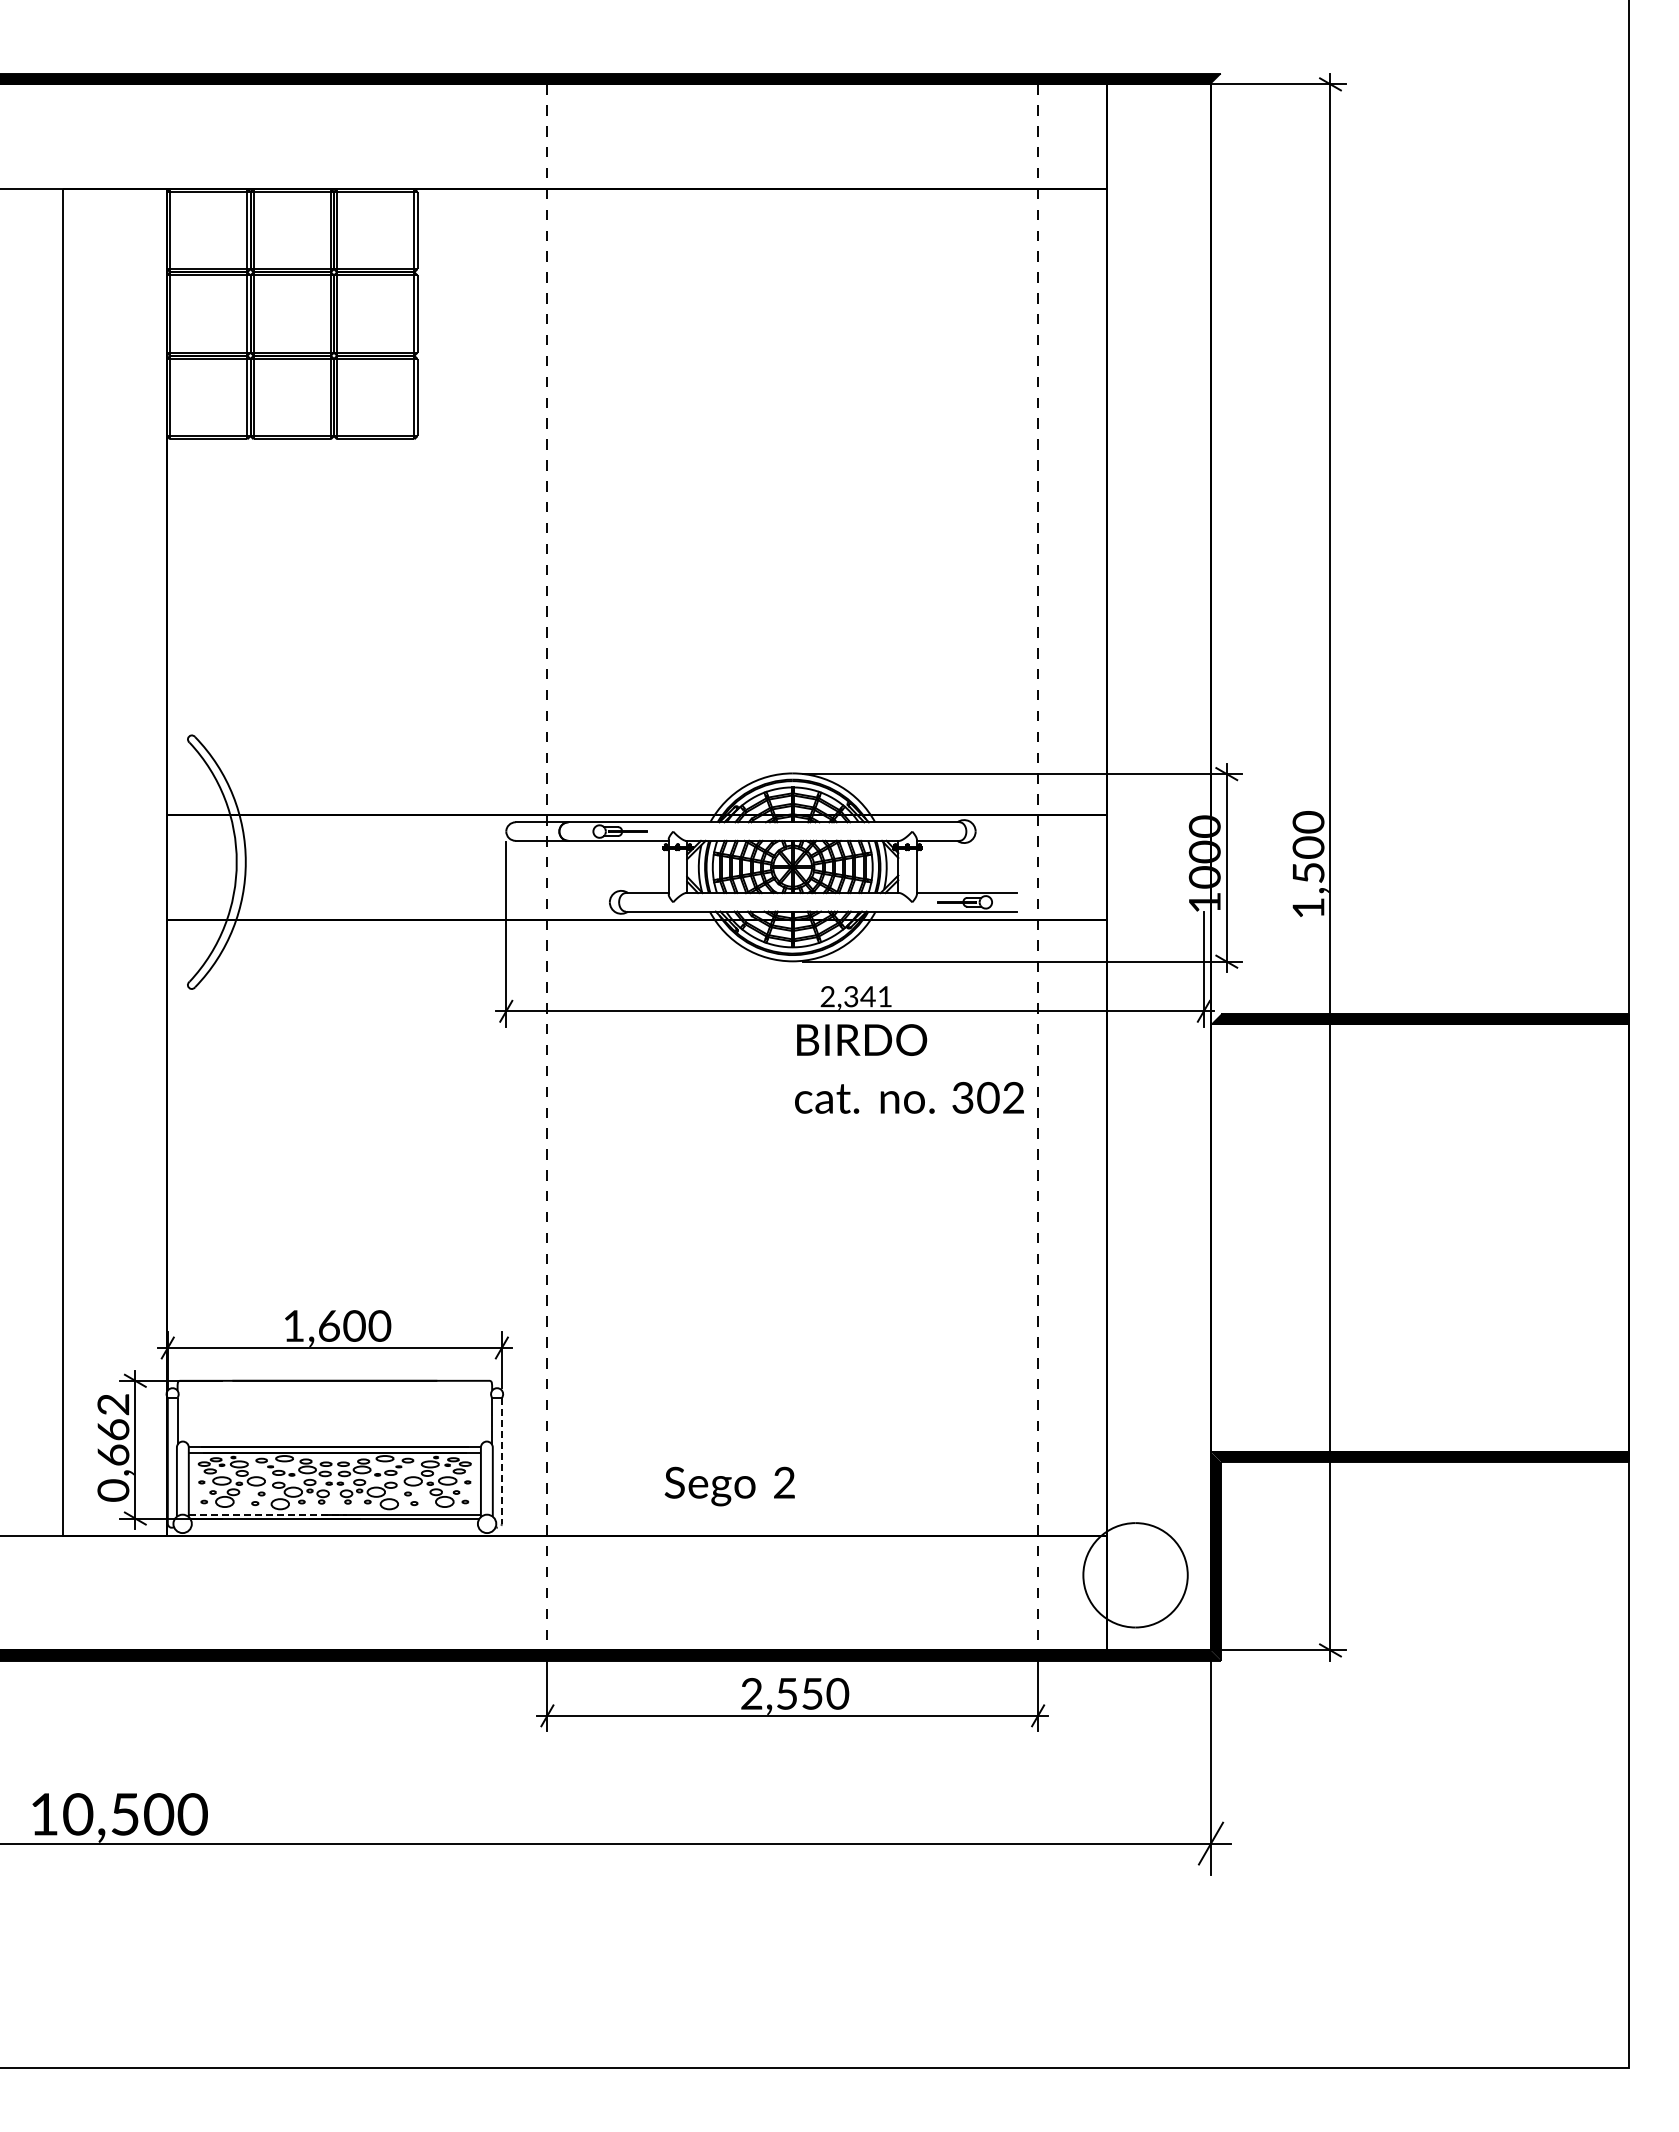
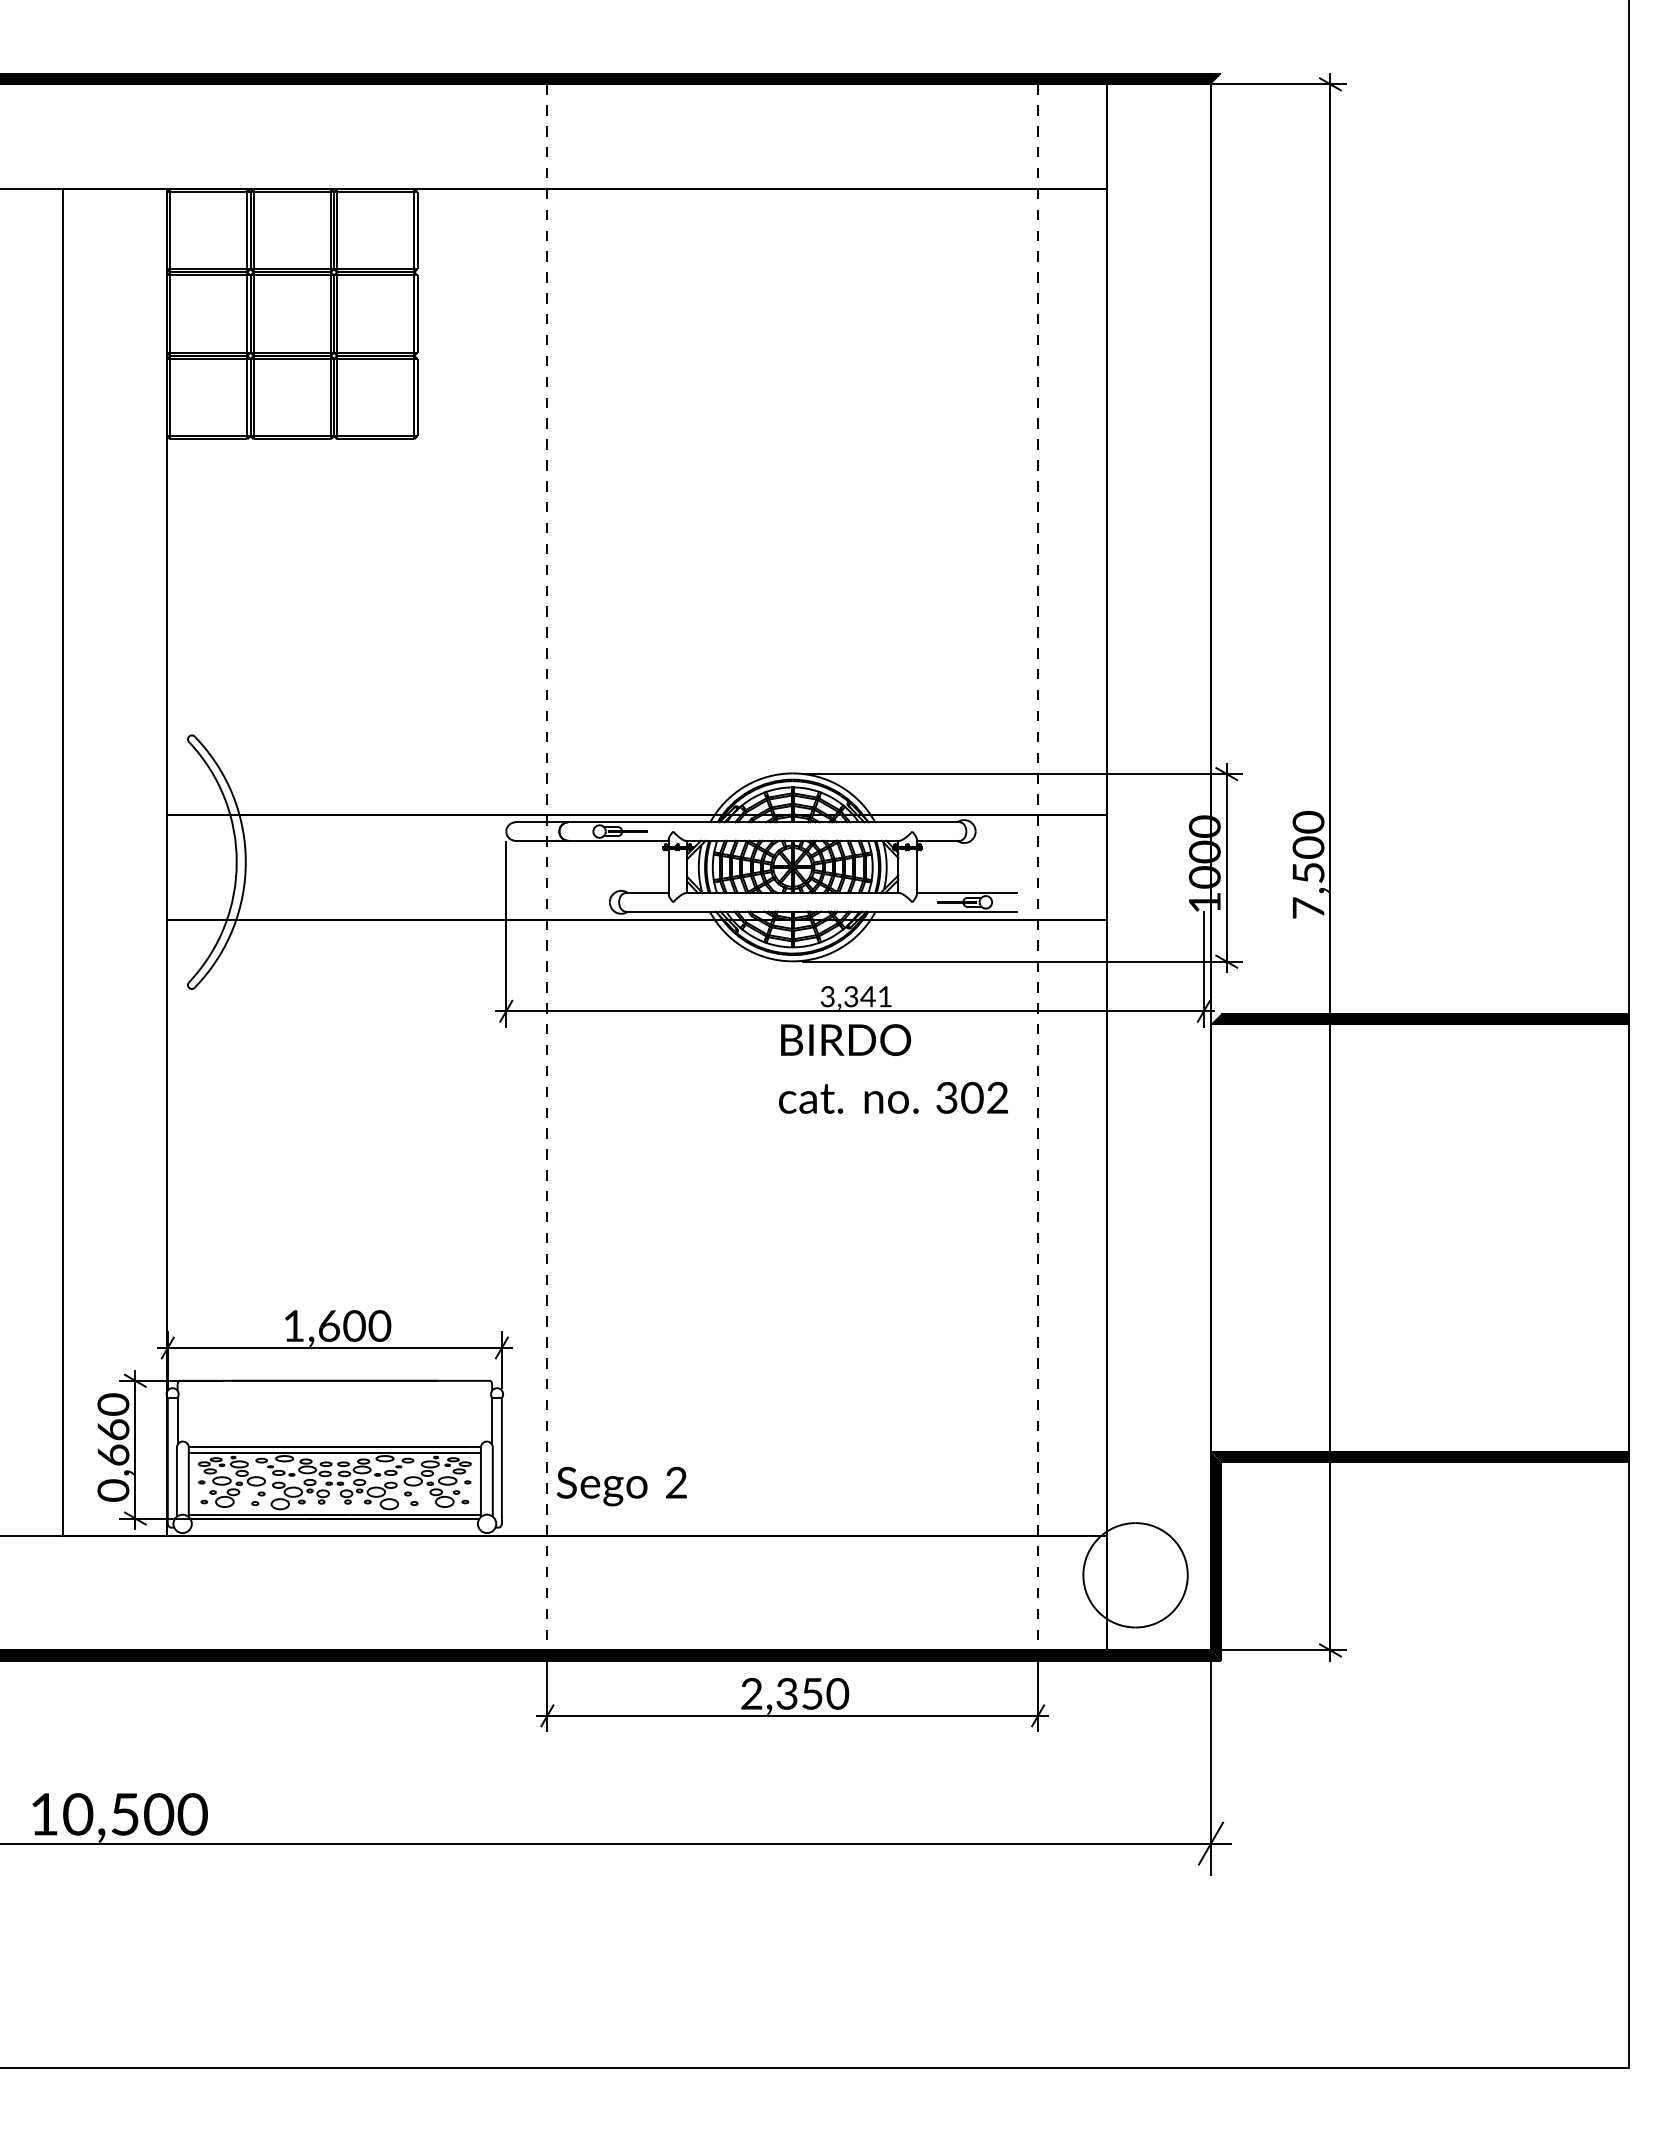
text: 1,500 -> 7,500 (1308, 907)
text: 2,341 -> 3,341 (827, 998)
text position: (909, 1068) -> (893, 1068) (893, 1068)
text: 0,662 -> 0,660 (113, 1404)
line: dashed -> solid (501, 1472)
text position: (729, 1486) -> (621, 1486) (621, 1486)
line: dashed -> solid (268, 1514)
text: 2,550 -> 2,350 (786, 1693)
